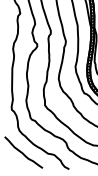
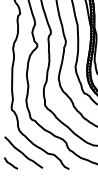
curve: none -> present (10, 163)
